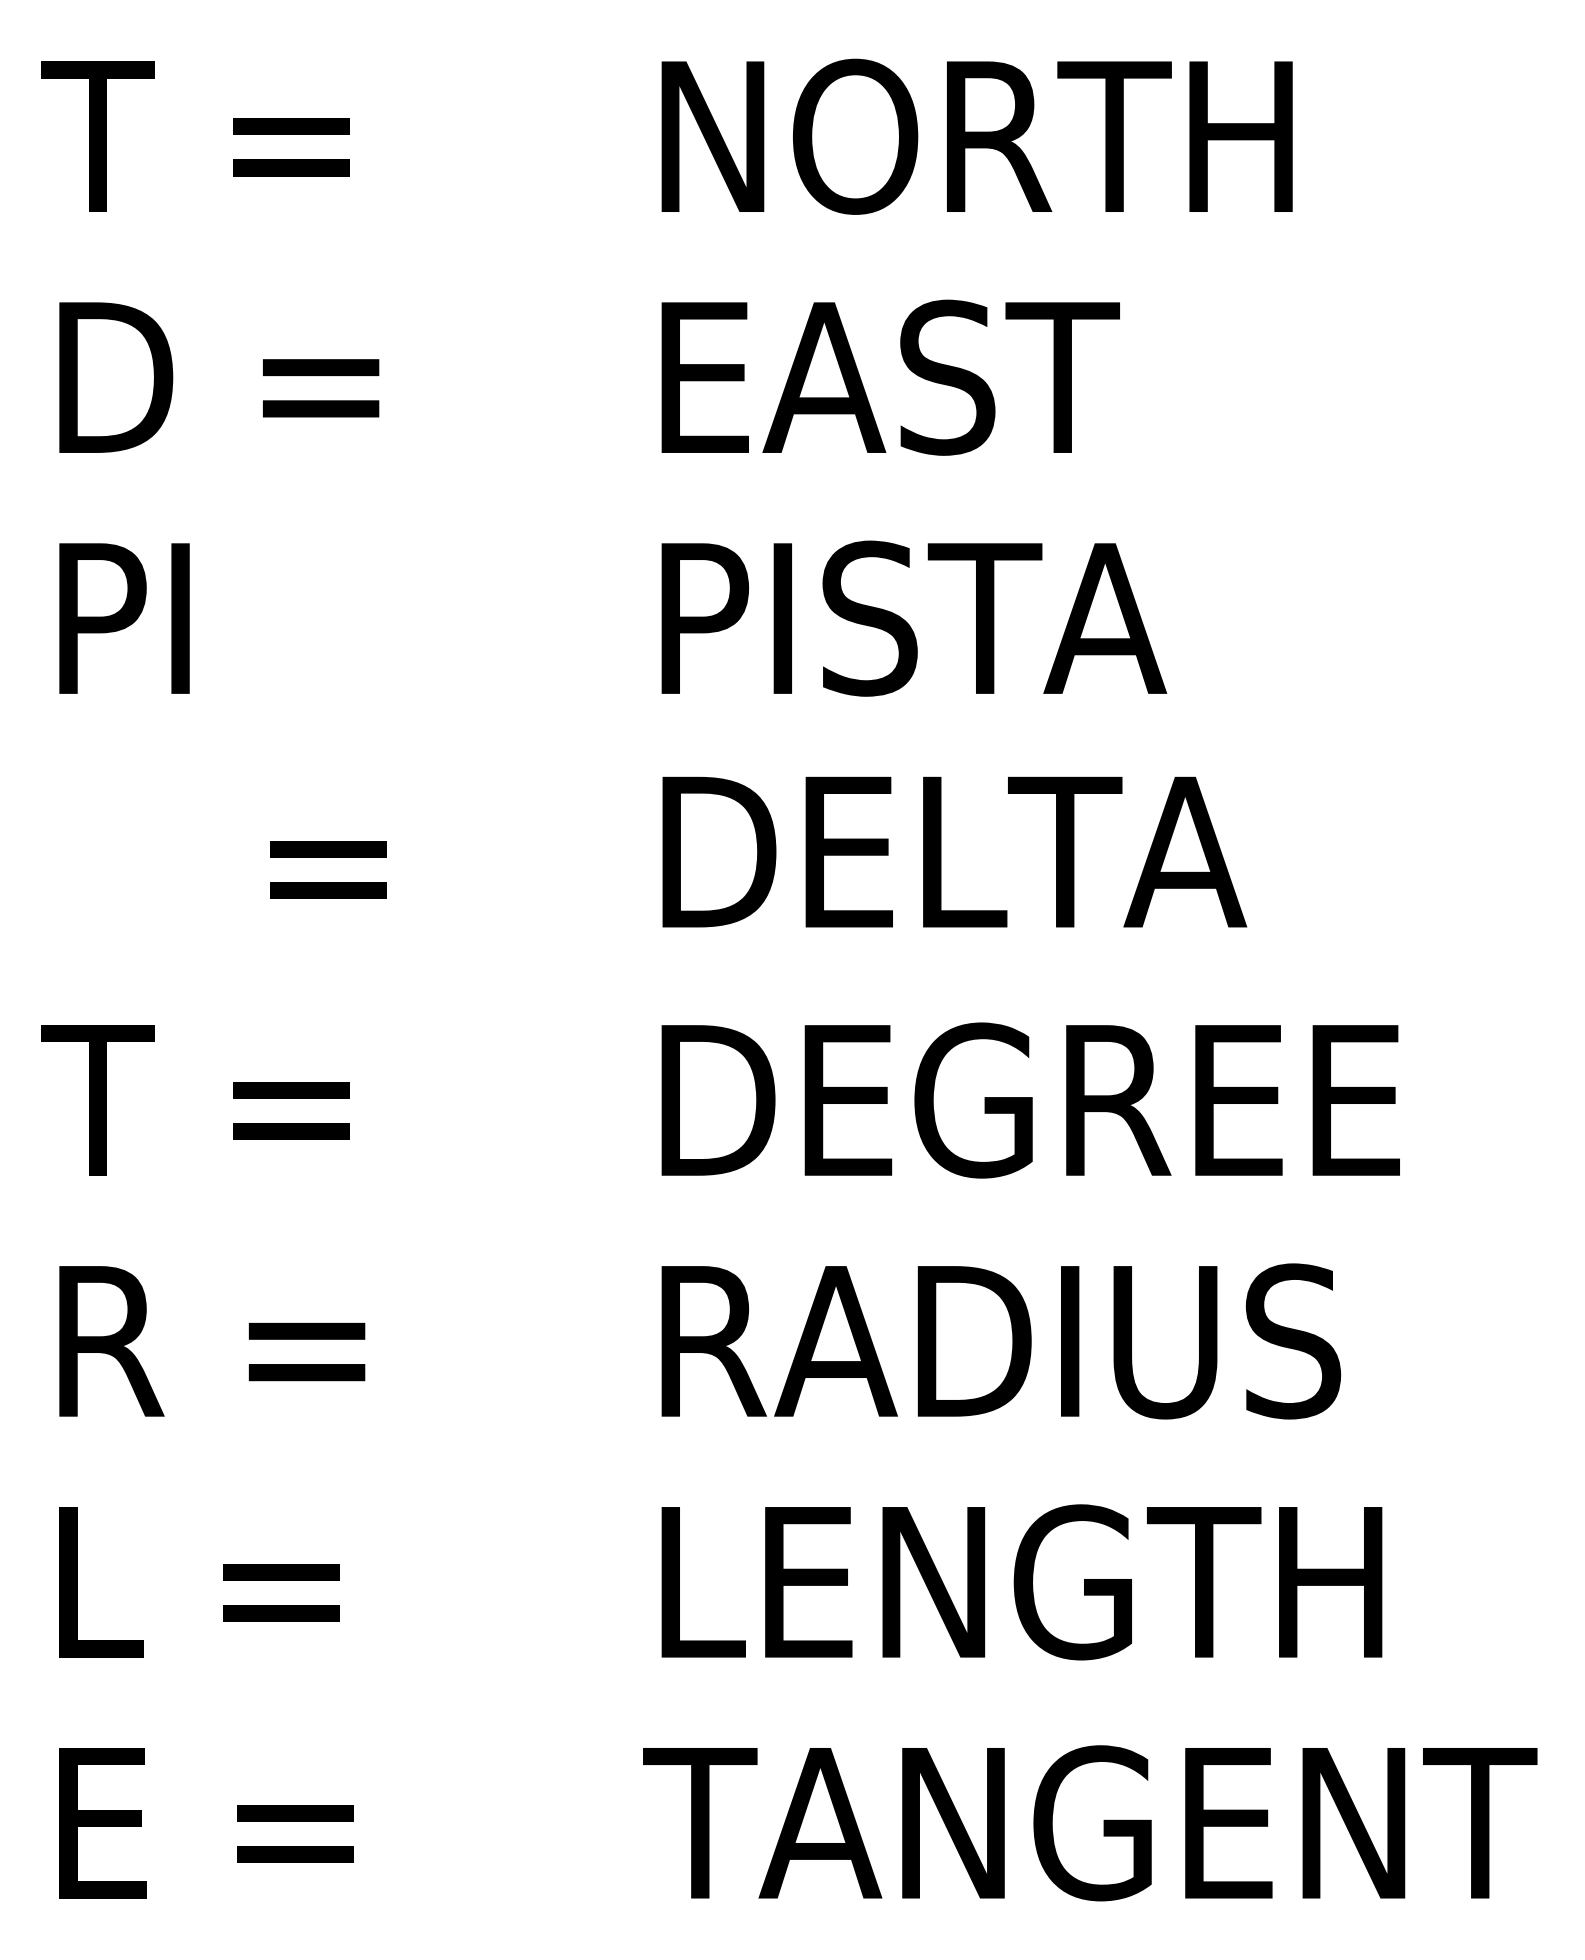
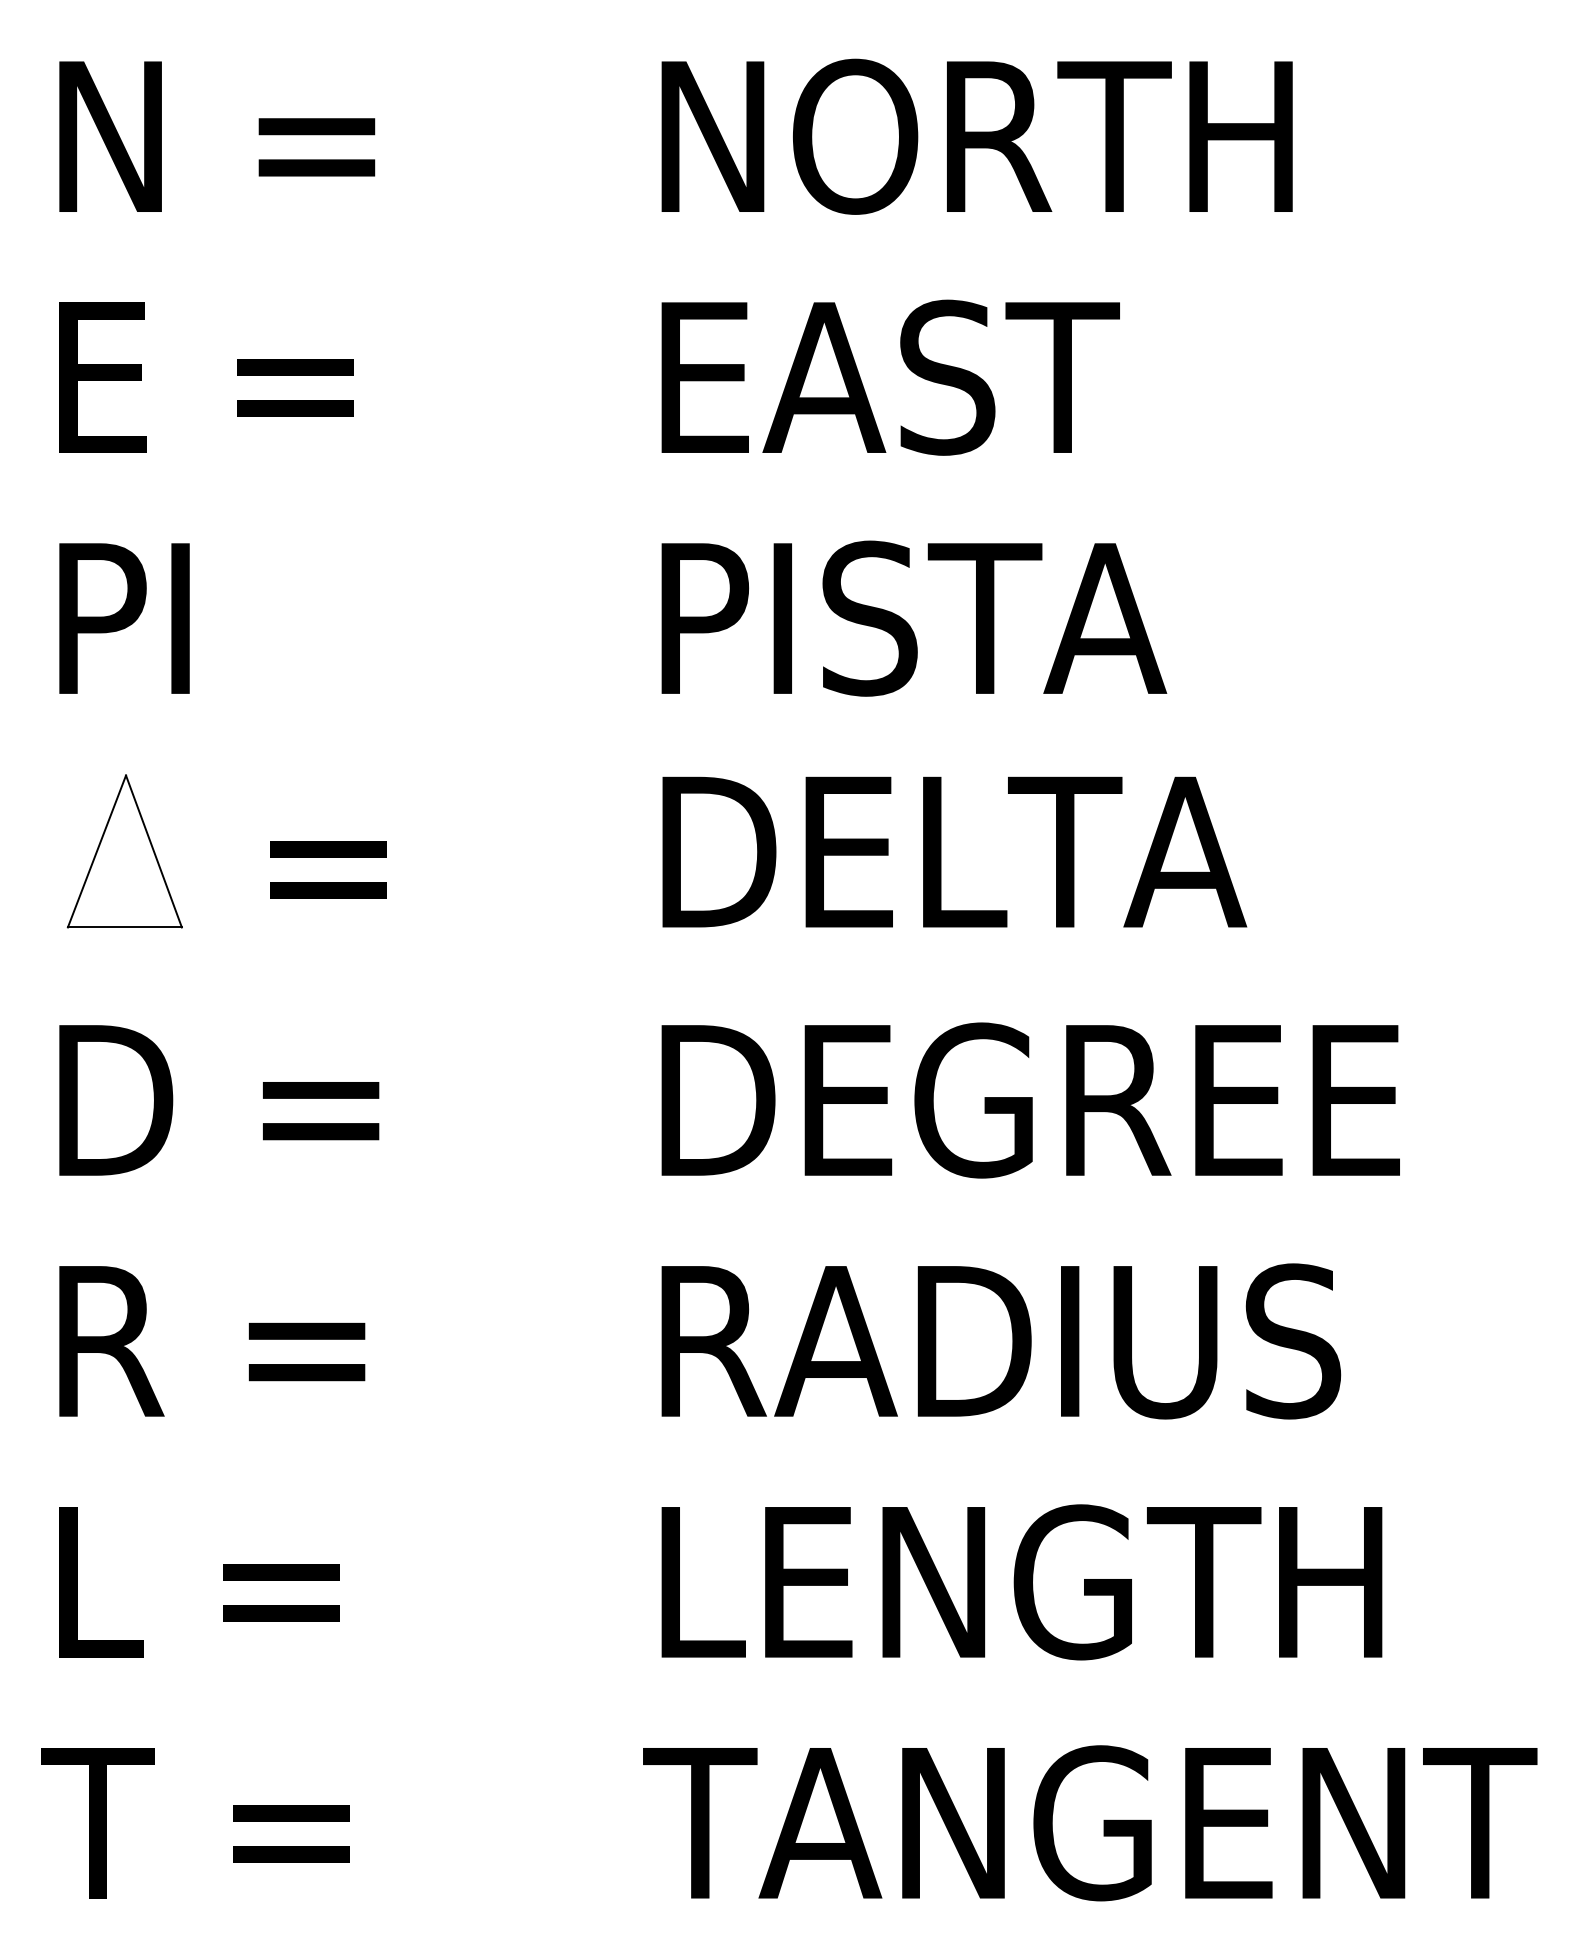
text: T = -> N = (208, 136)
text: D = -> E = (219, 377)
part: none -> present (124, 851)
text: T = -> D = (210, 1100)
text: E = -> T = (197, 1823)
